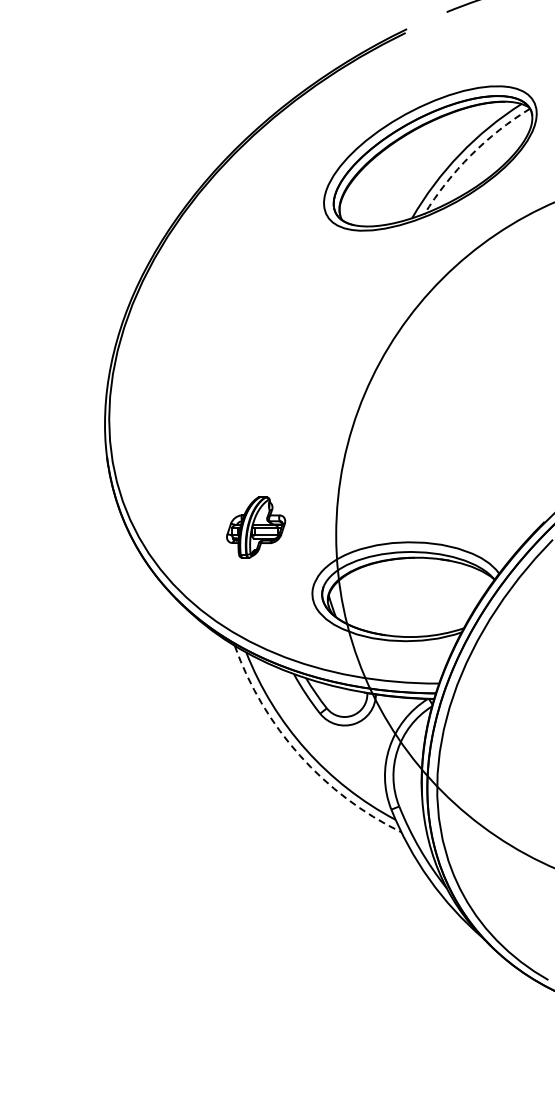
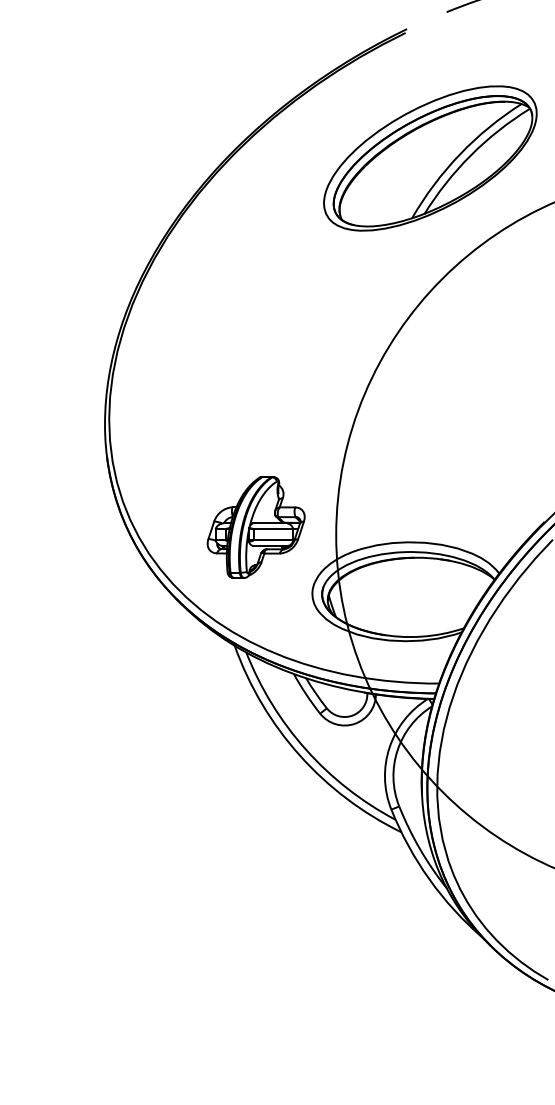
arc: dashed -> solid (470, 155)
part size: 61x63 px -> 100x103 px (255, 527)
arc: dashed -> solid (299, 755)
